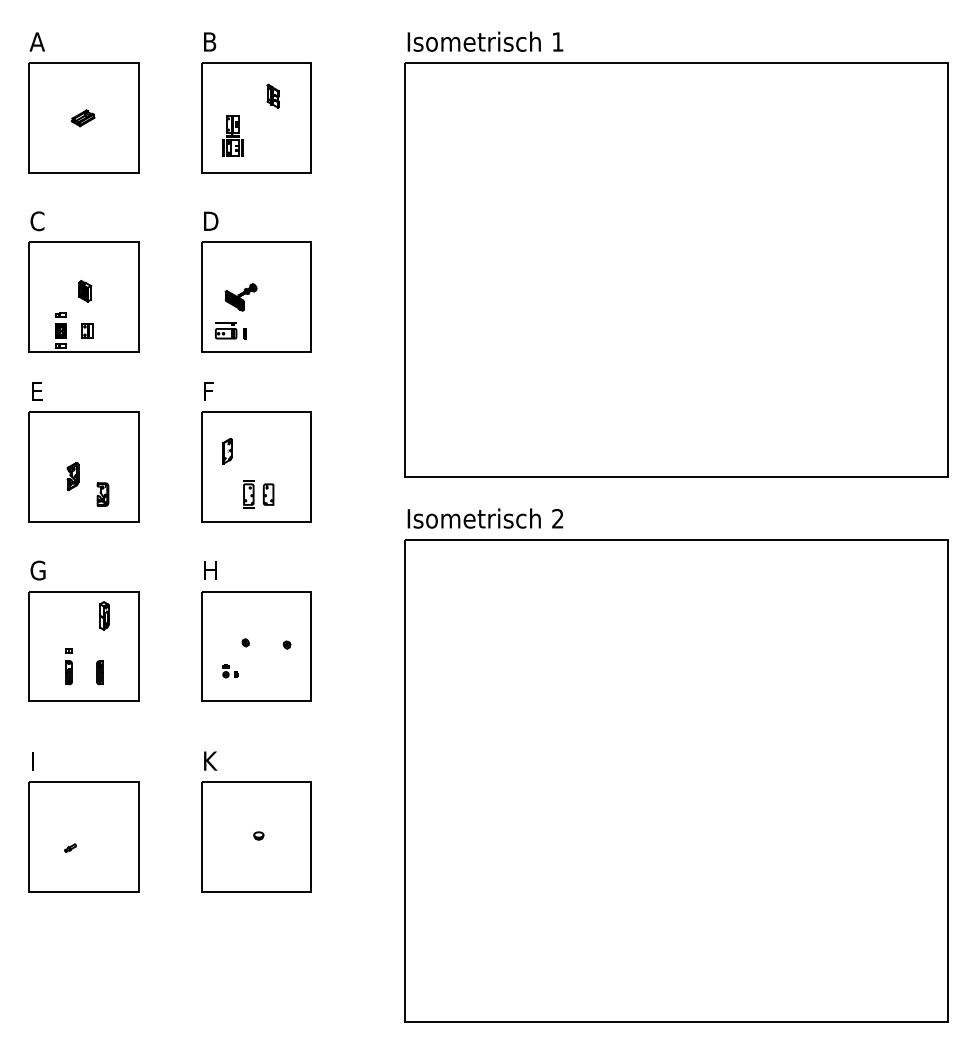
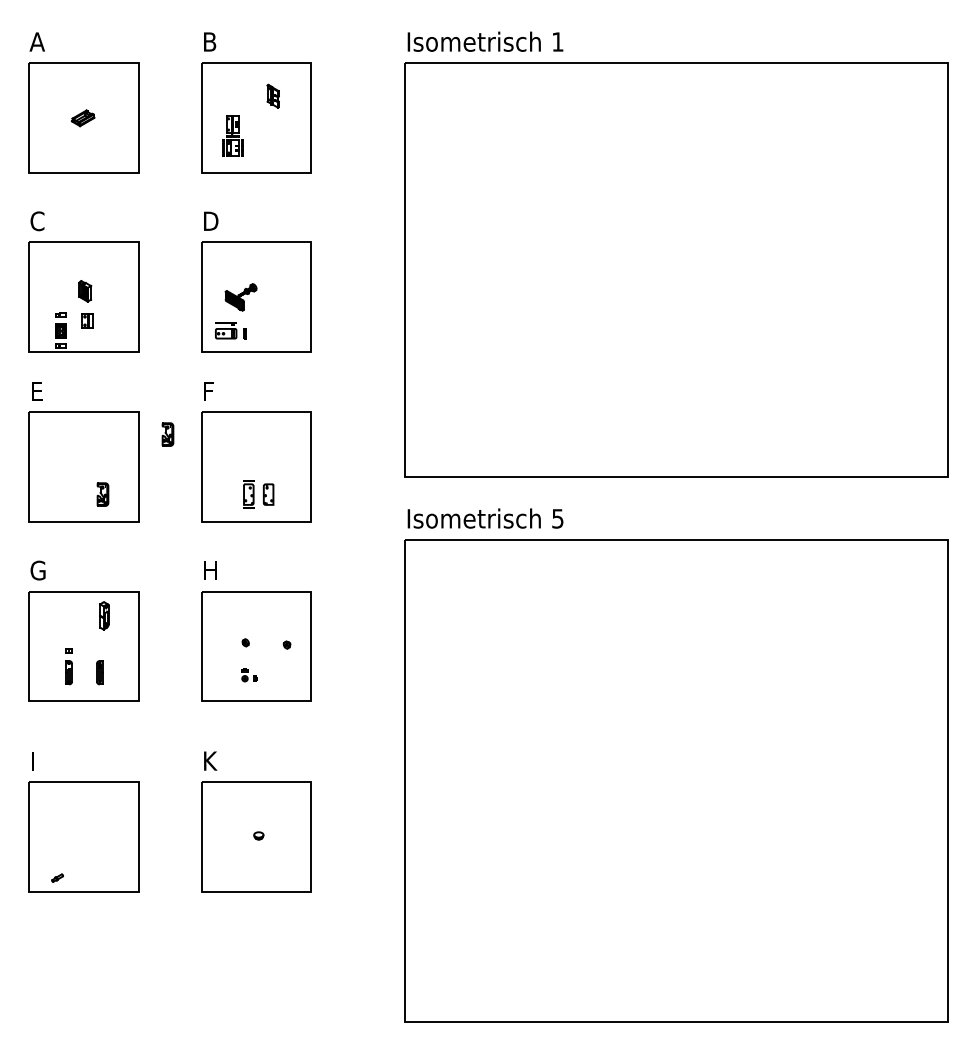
part position: (87, 330) -> (87, 320) (87, 320)
part: none -> present (167, 434)
part: present -> none (227, 451)
part: present -> none (72, 476)
text: 2 -> 5 (557, 518)
part position: (230, 671) -> (249, 675) (249, 675)
part position: (70, 847) -> (57, 877) (57, 877)
